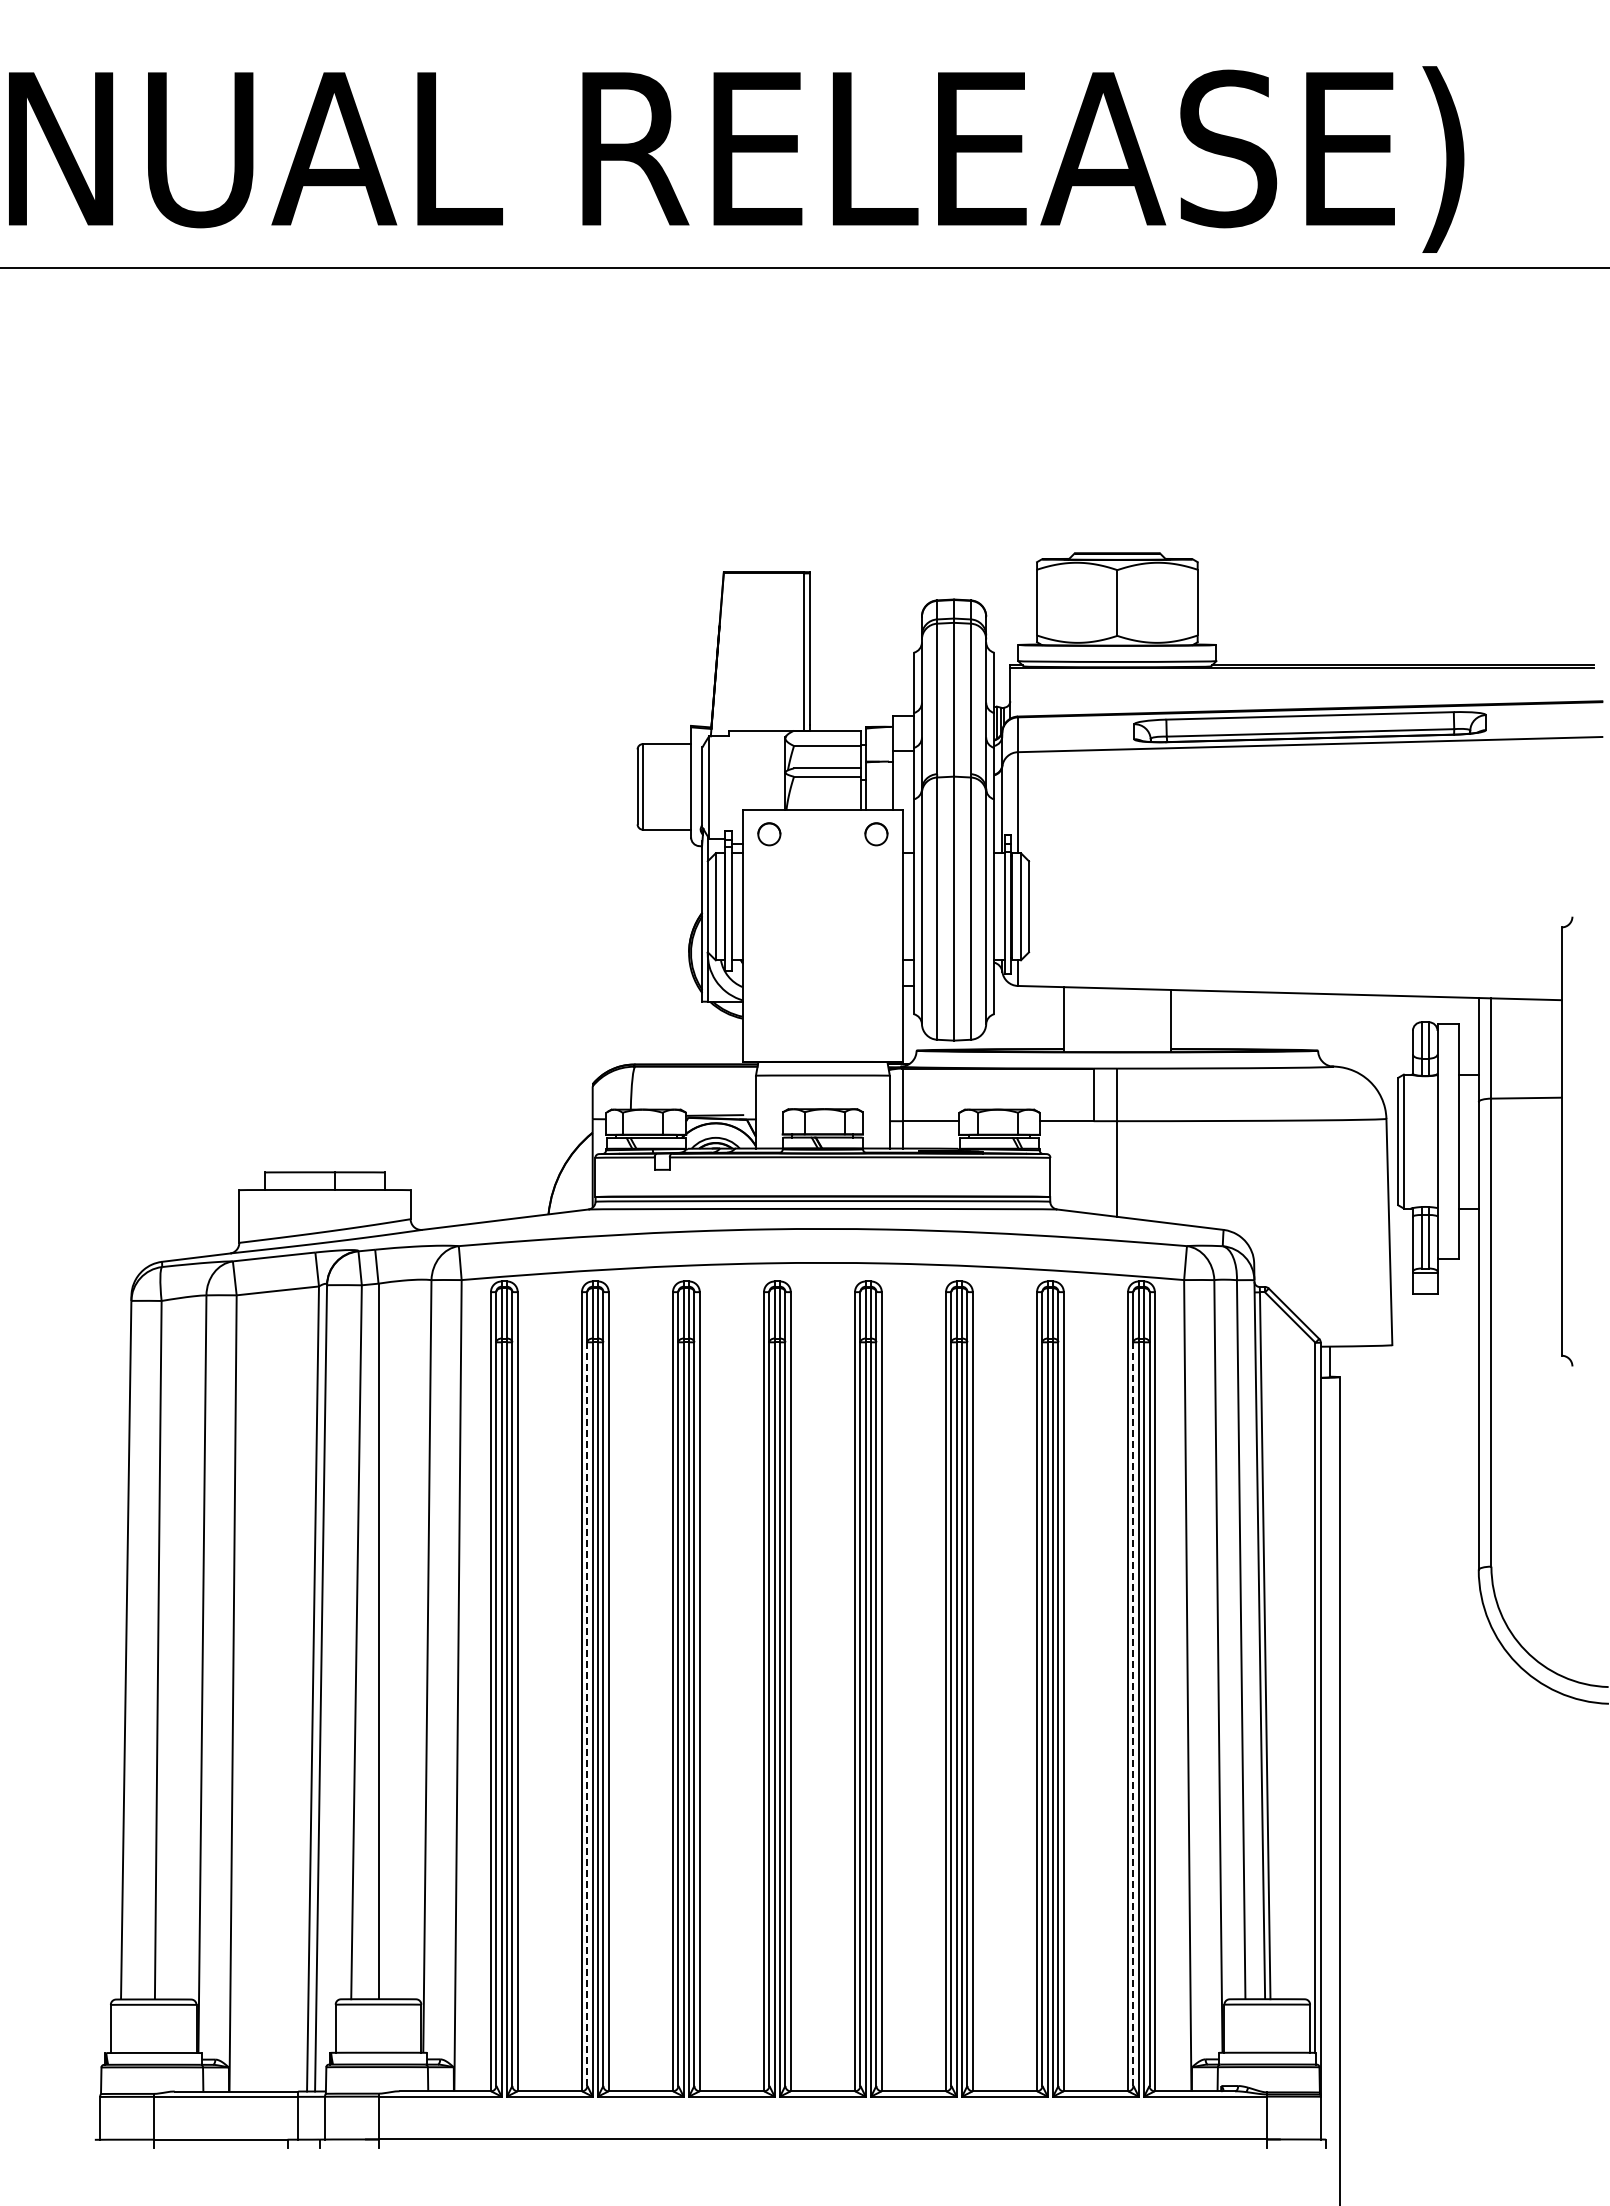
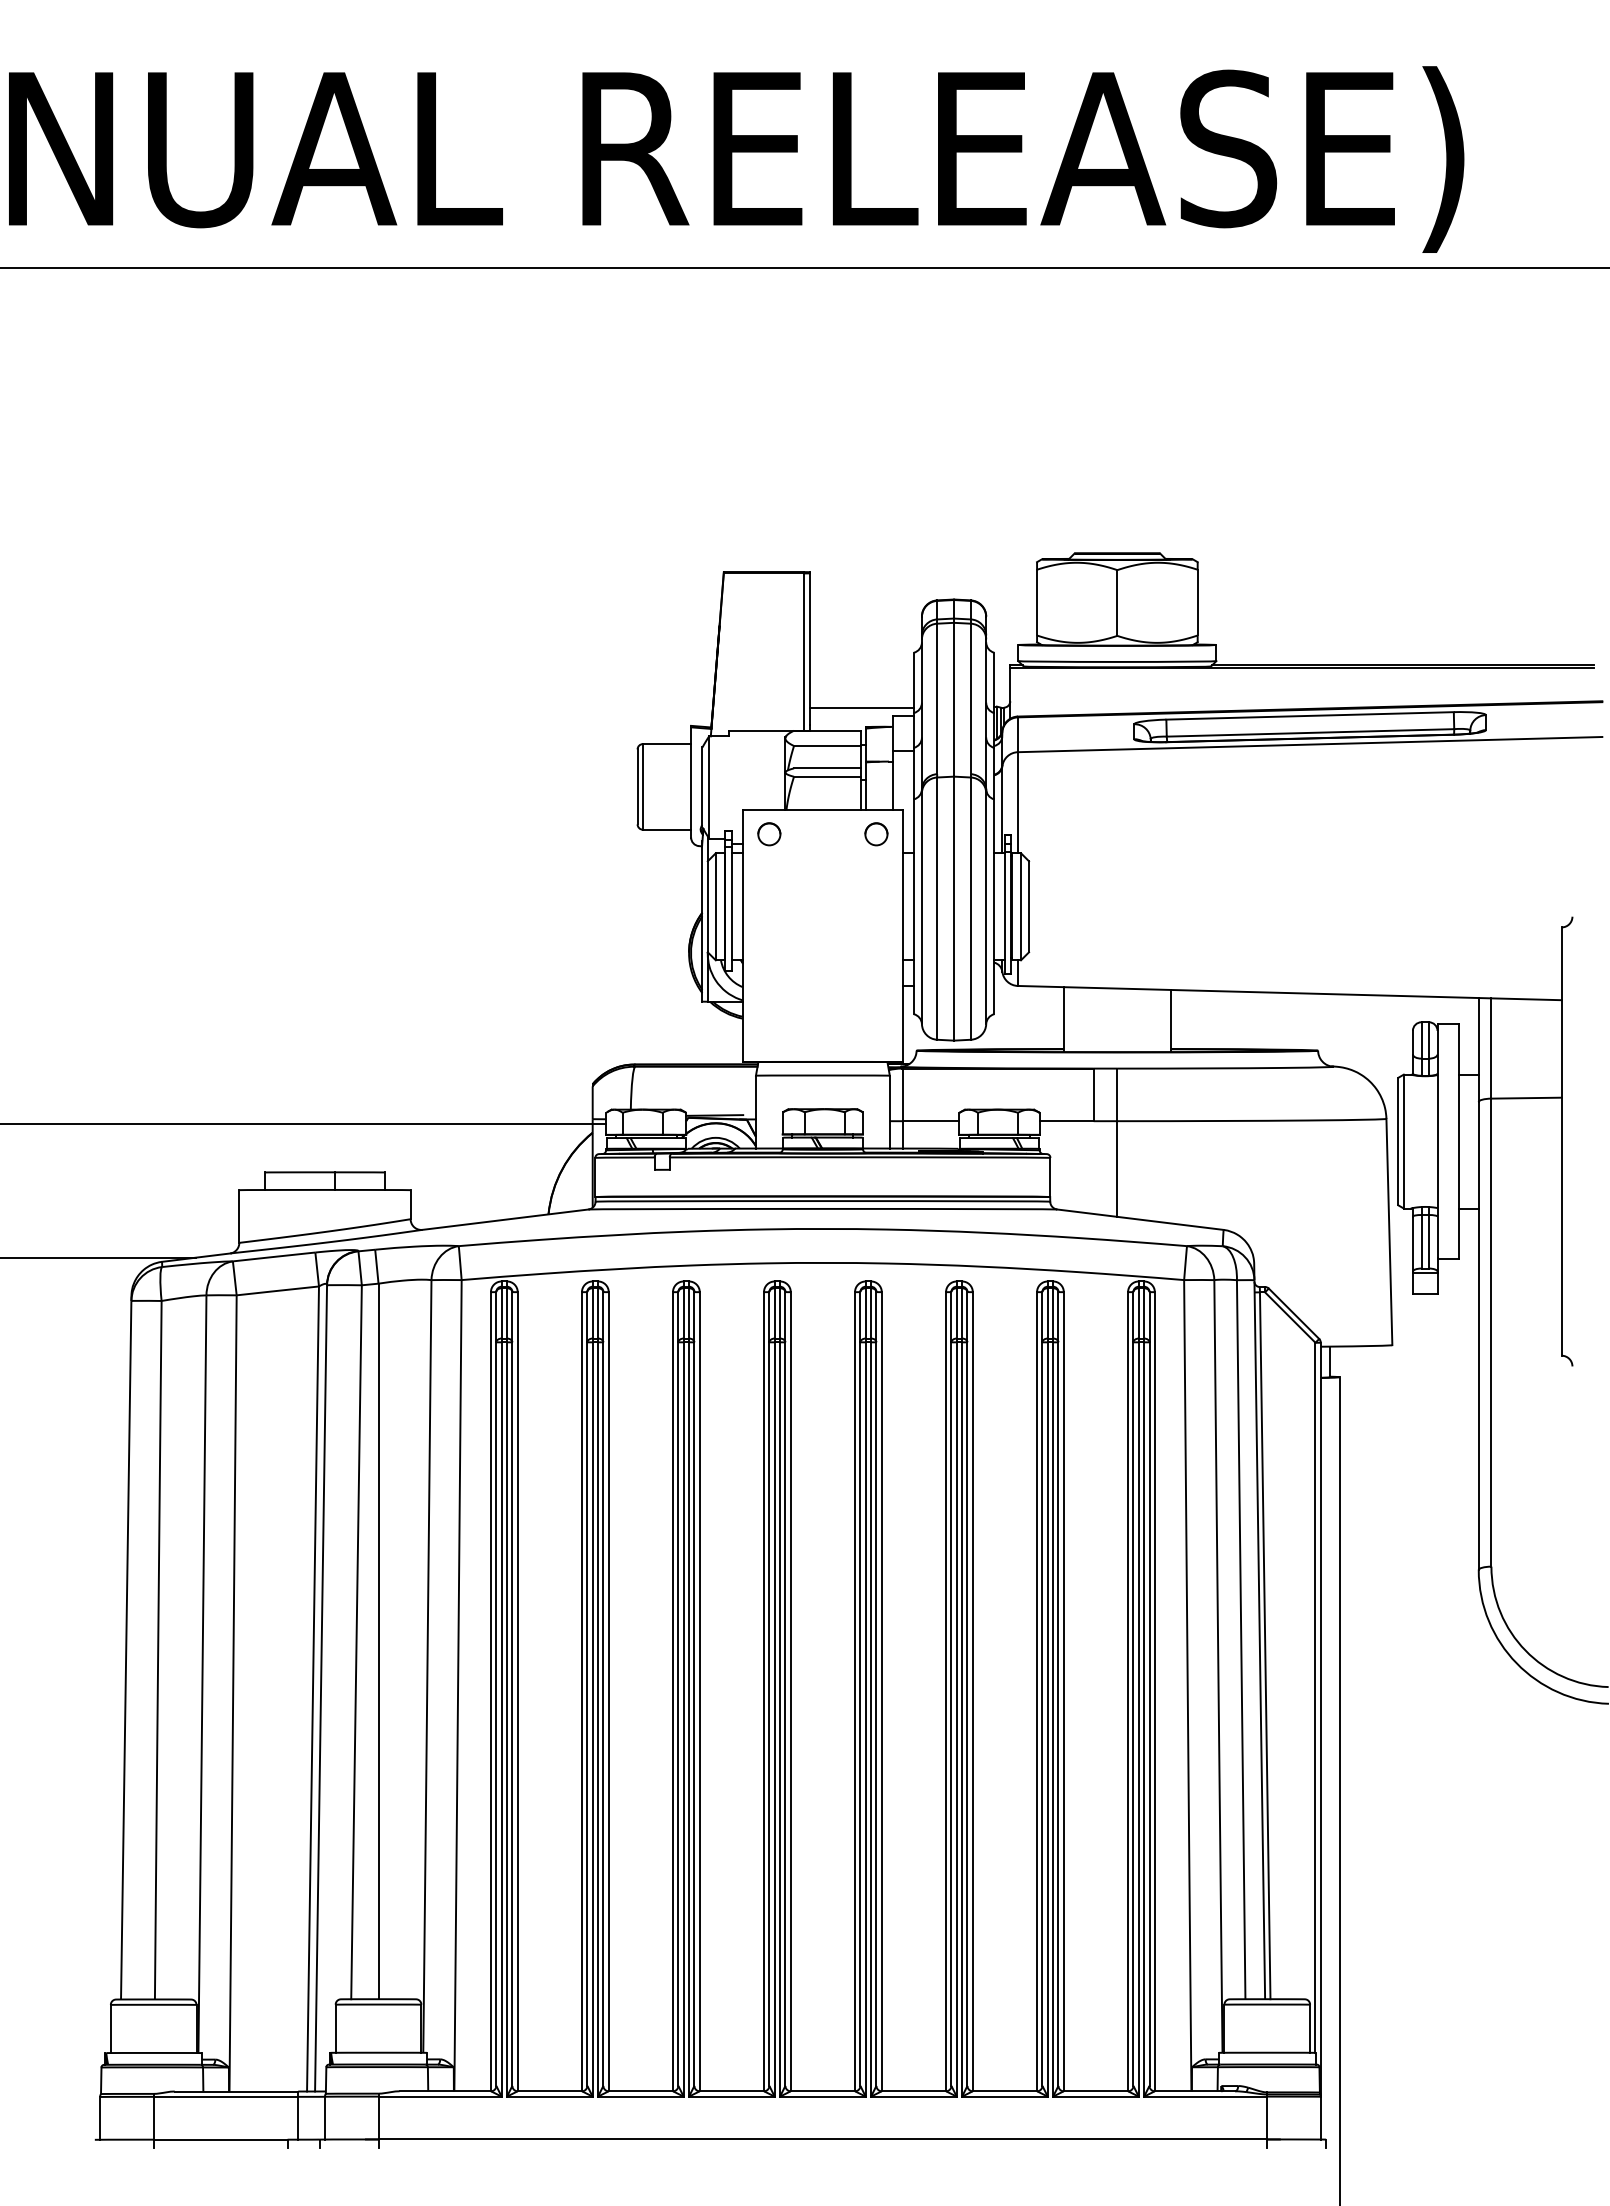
line: none -> present (861, 707)
line: none -> present (304, 1123)
line: none -> present (98, 1257)
line: dashed -> solid (587, 1714)
line: dashed -> solid (1133, 1714)
